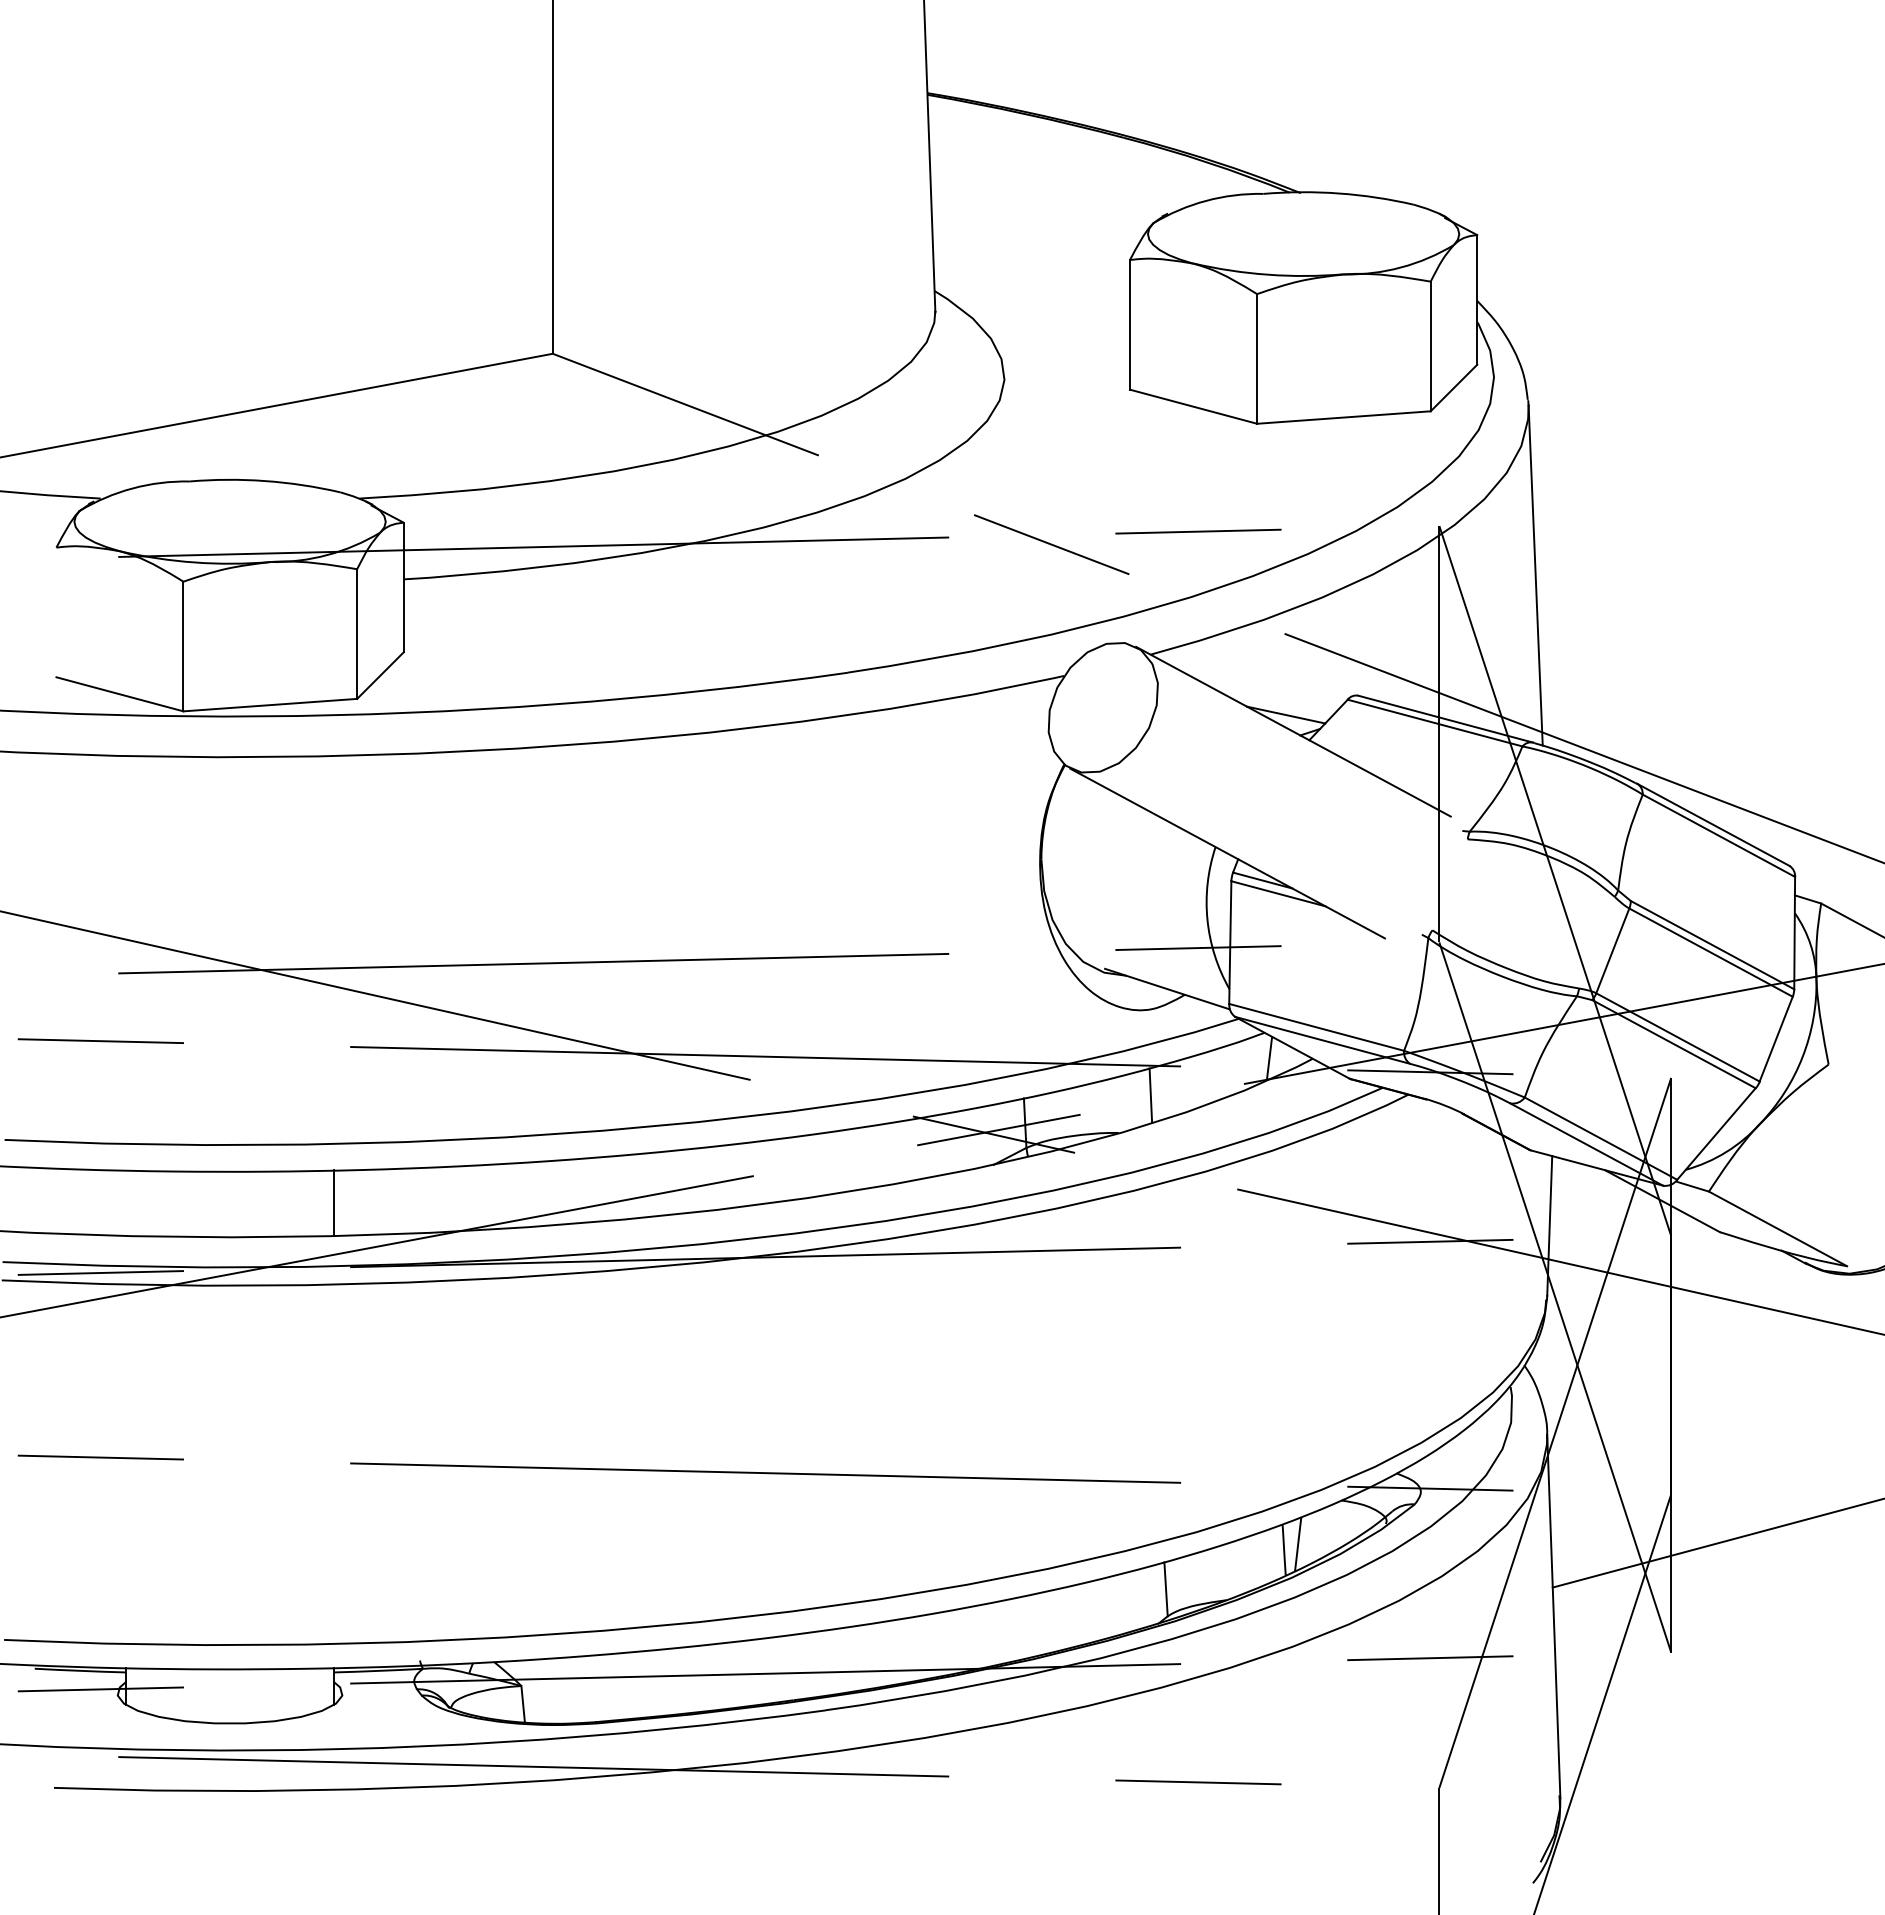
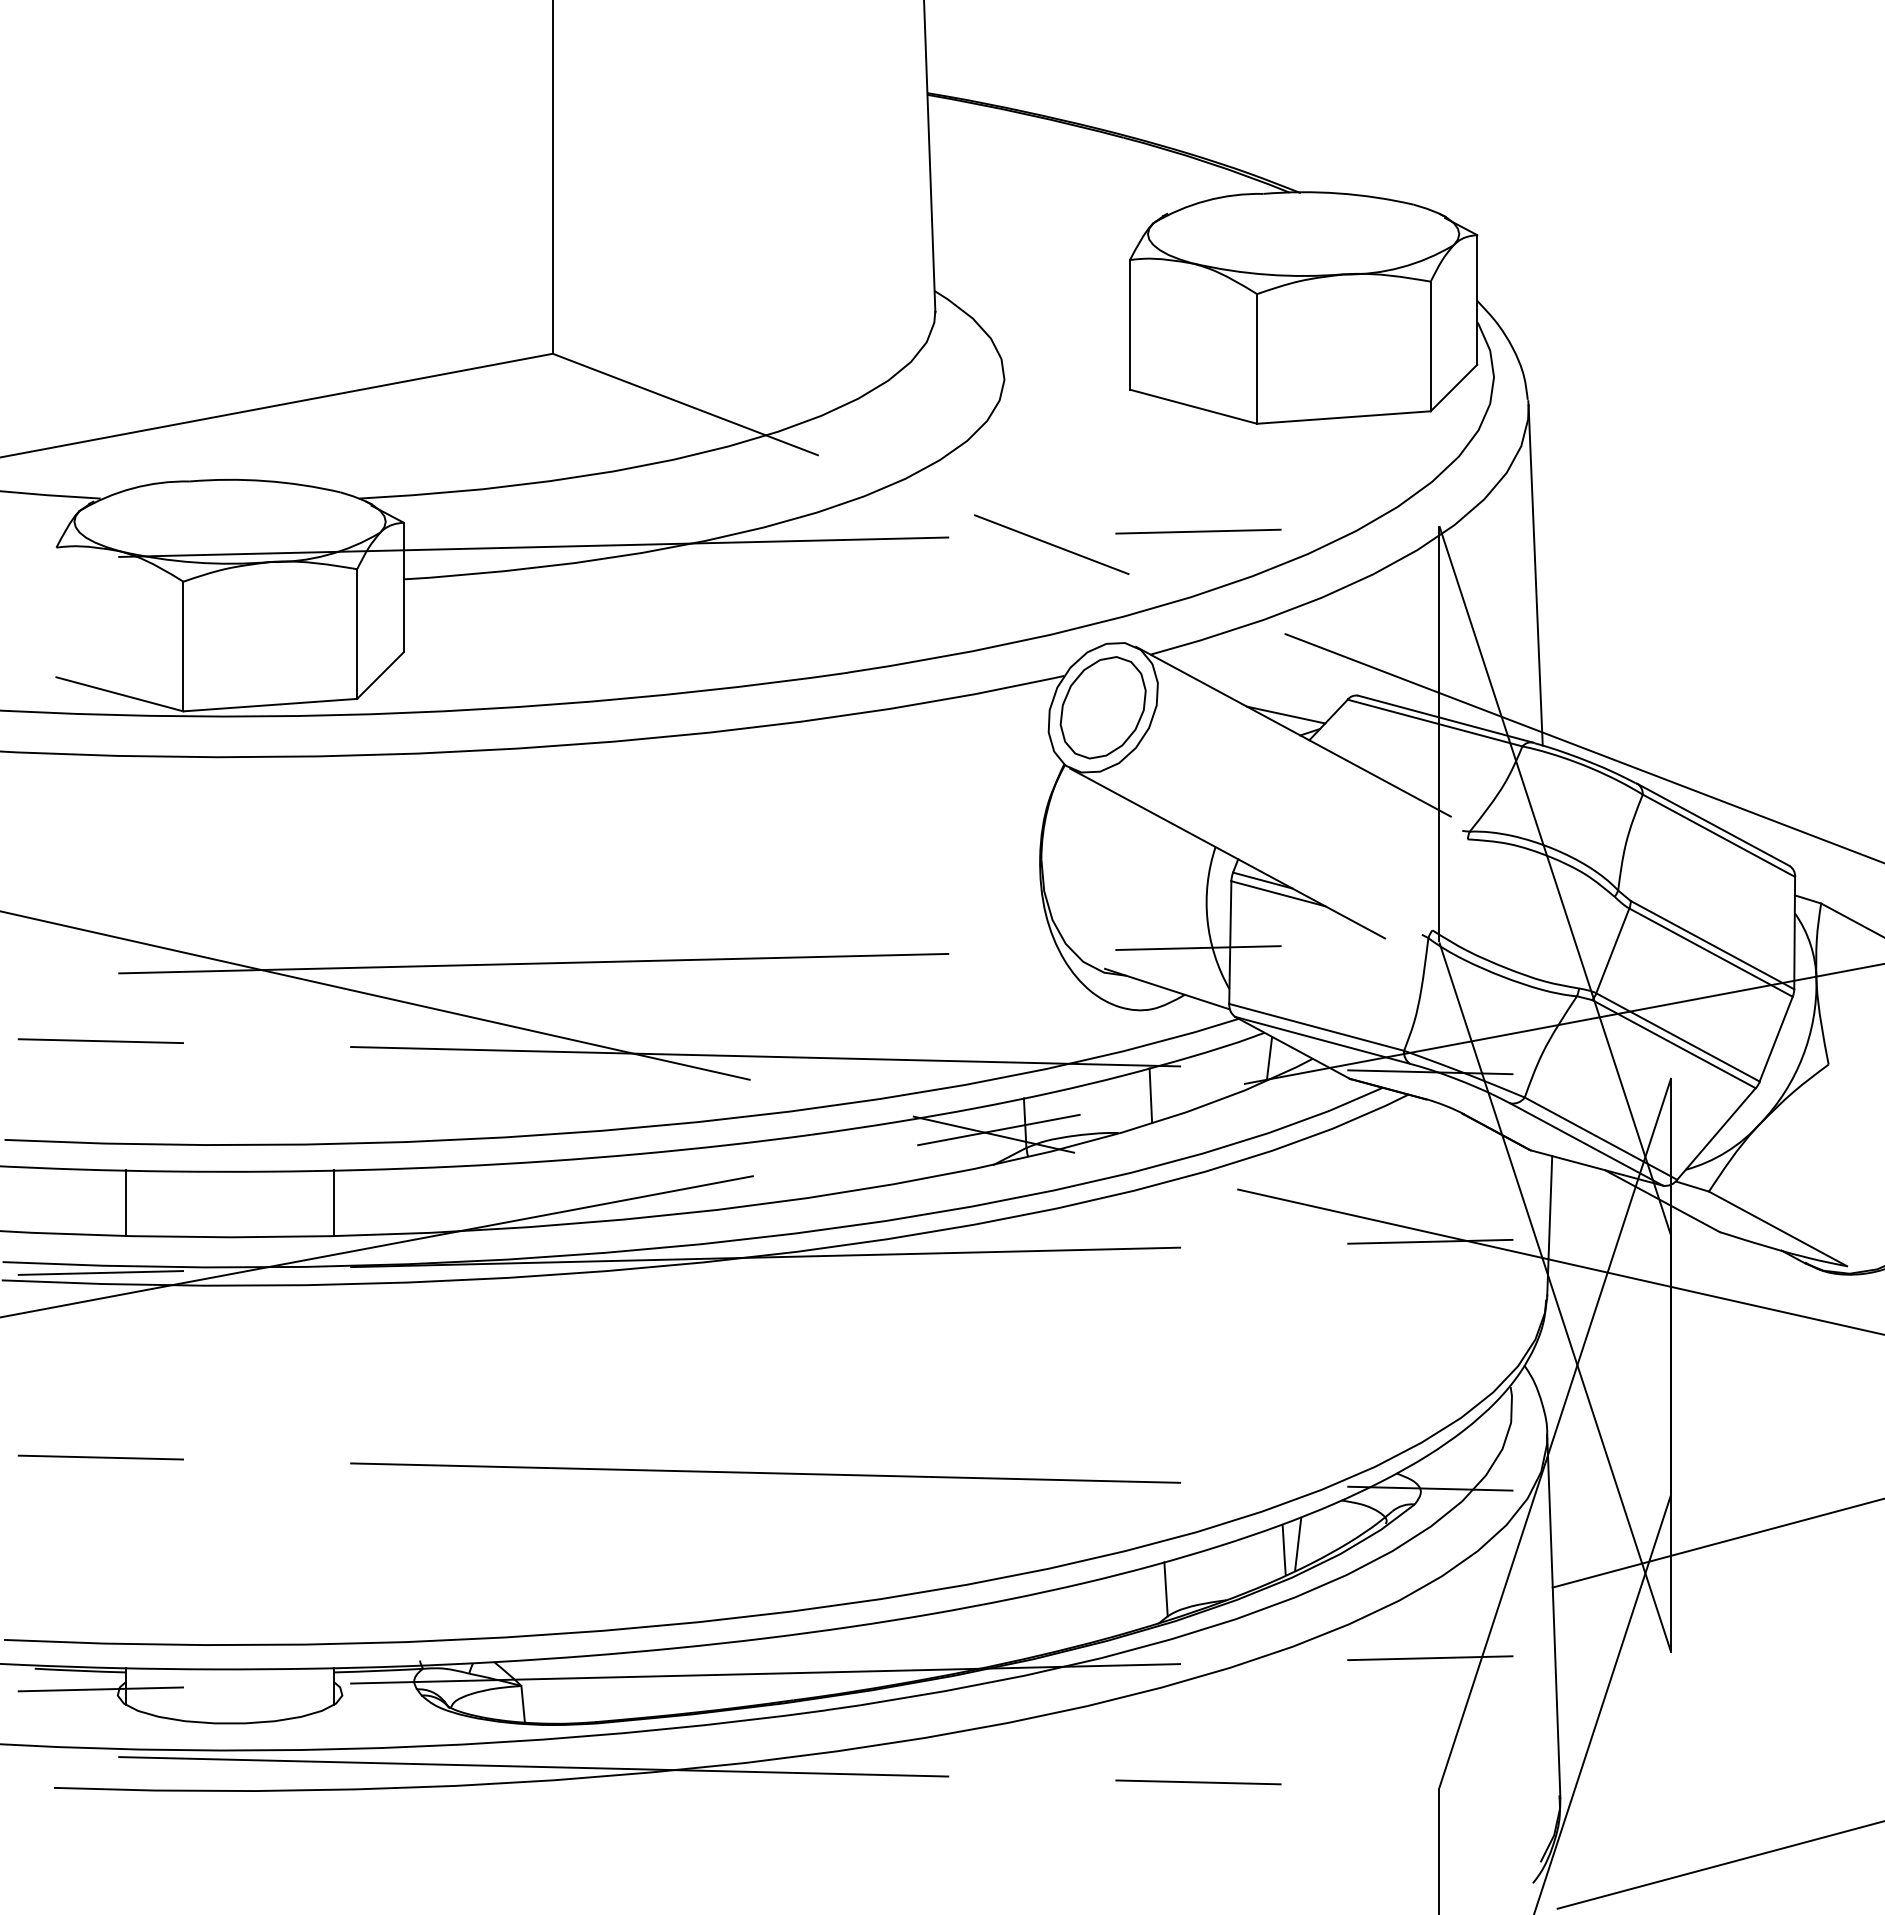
part: none -> present (1102, 707)
line: none -> present (126, 1202)
line: none -> present (1719, 1864)
